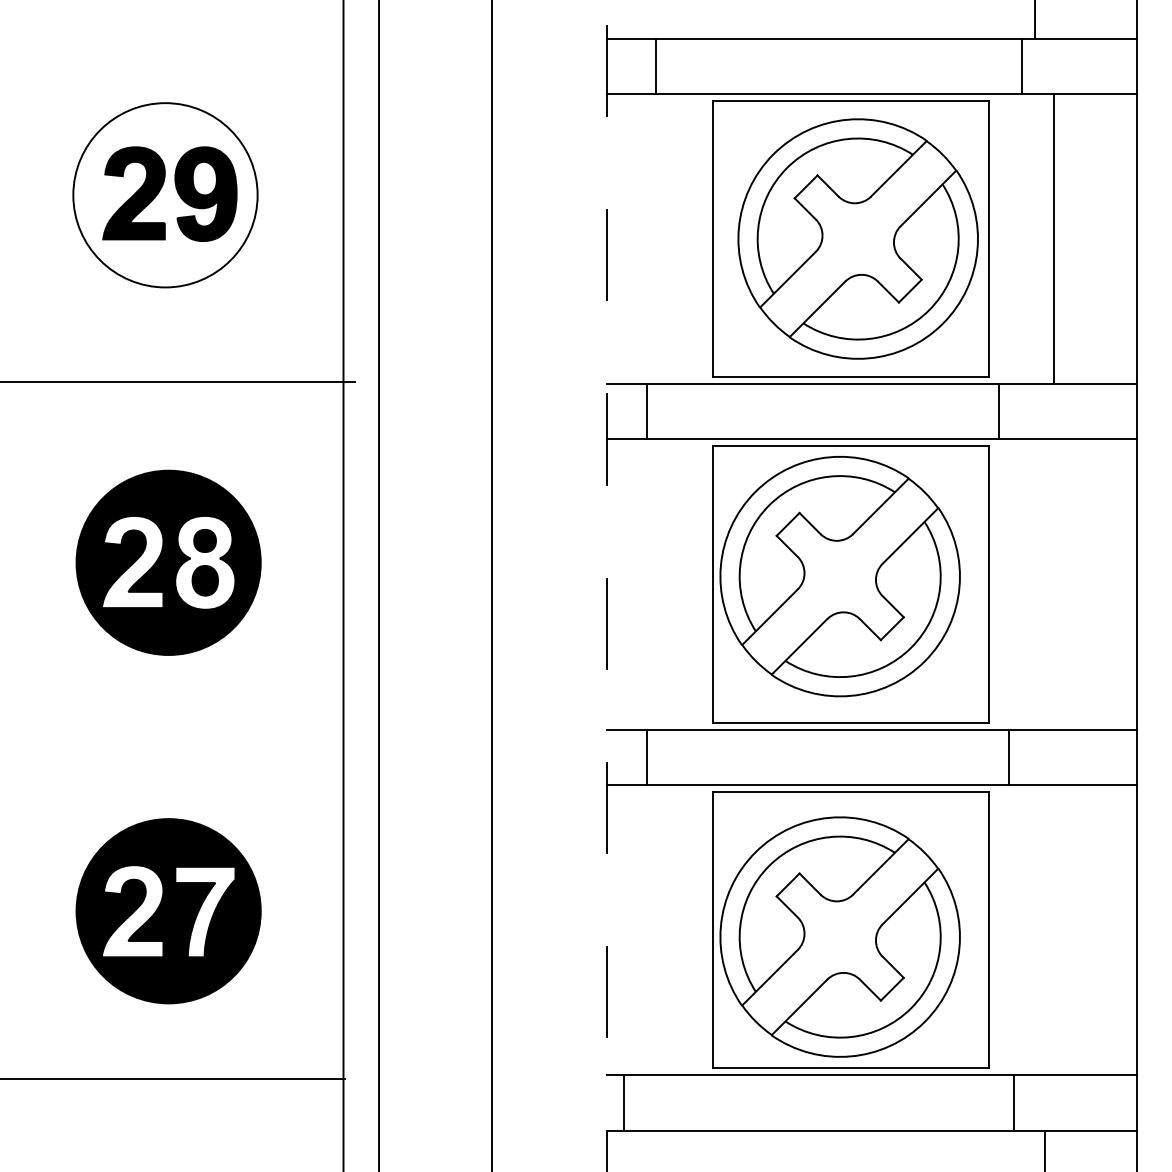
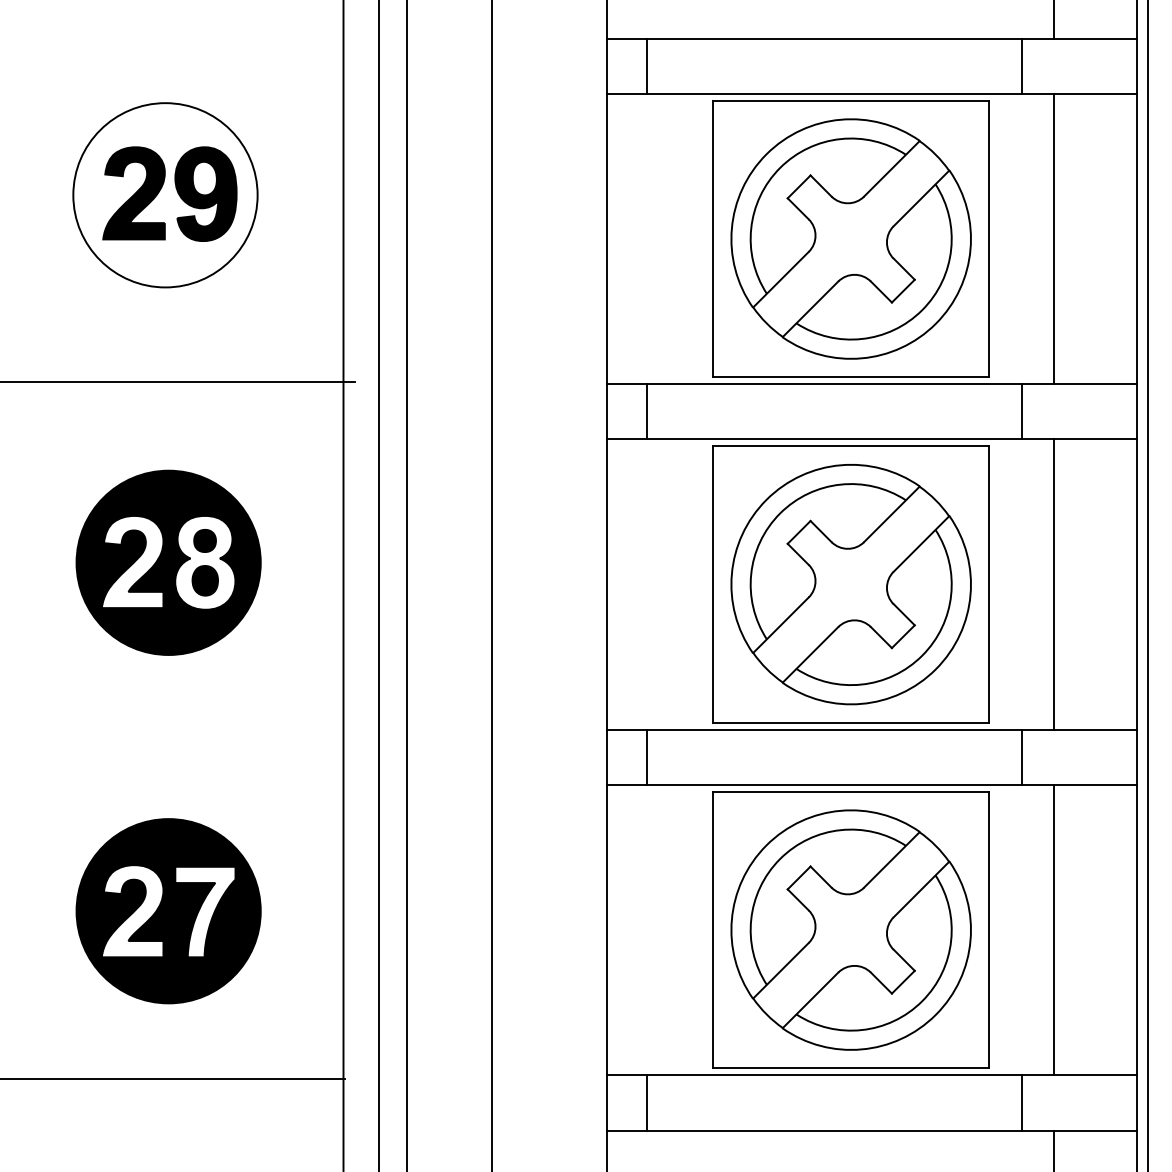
line position: (1034, 20) -> (1053, 20) (1053, 20)
line position: (656, 65) -> (647, 65) (647, 65)
part position: (857, 238) -> (850, 238) (850, 238)
line position: (998, 411) -> (1021, 411) (1021, 411)
part position: (839, 576) -> (850, 584) (850, 584)
line: none -> present (1053, 584)
line: none -> present (406, 585)
line: dashed -> solid (607, 585)
line: none -> present (1148, 585)
line position: (1008, 757) -> (1021, 757) (1021, 757)
line: none -> present (1053, 930)
part position: (839, 936) -> (850, 929) (850, 929)
line position: (624, 1102) -> (647, 1102) (647, 1102)
line position: (1013, 1102) -> (1021, 1102) (1021, 1102)
line position: (1044, 1149) -> (1053, 1149) (1053, 1149)
